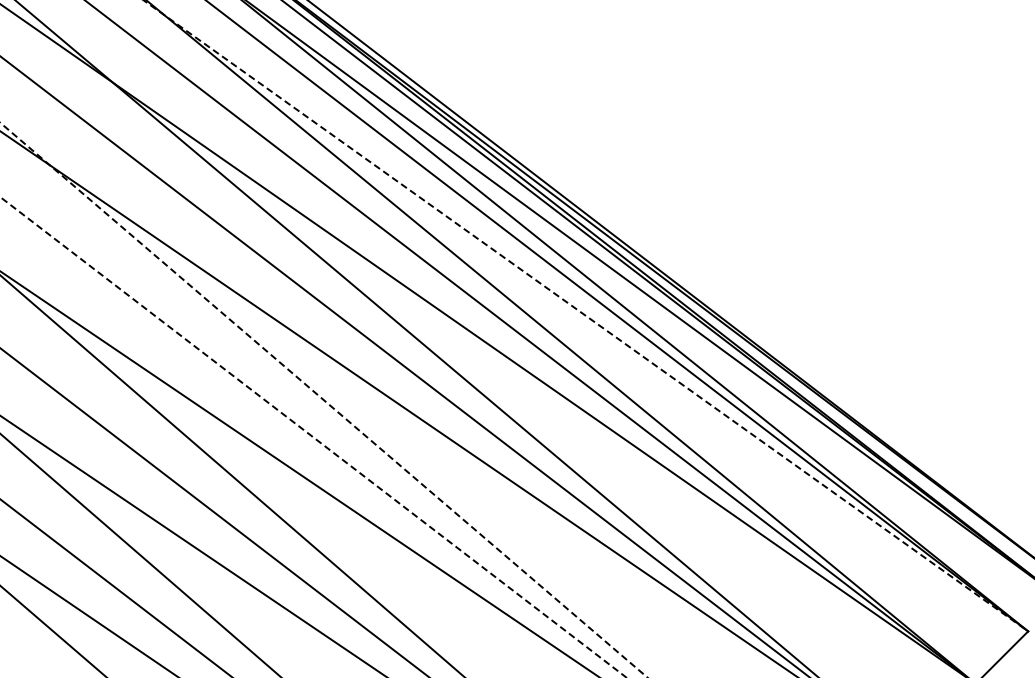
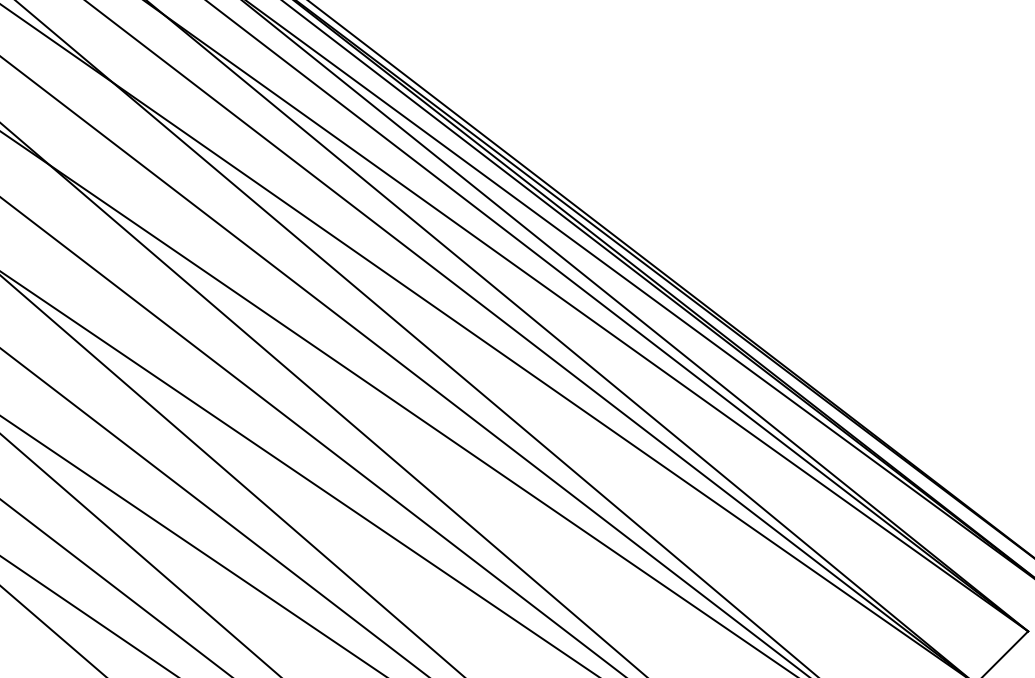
line: dashed -> solid (586, 316)
line: dashed -> solid (324, 400)
line: dashed -> solid (313, 437)
